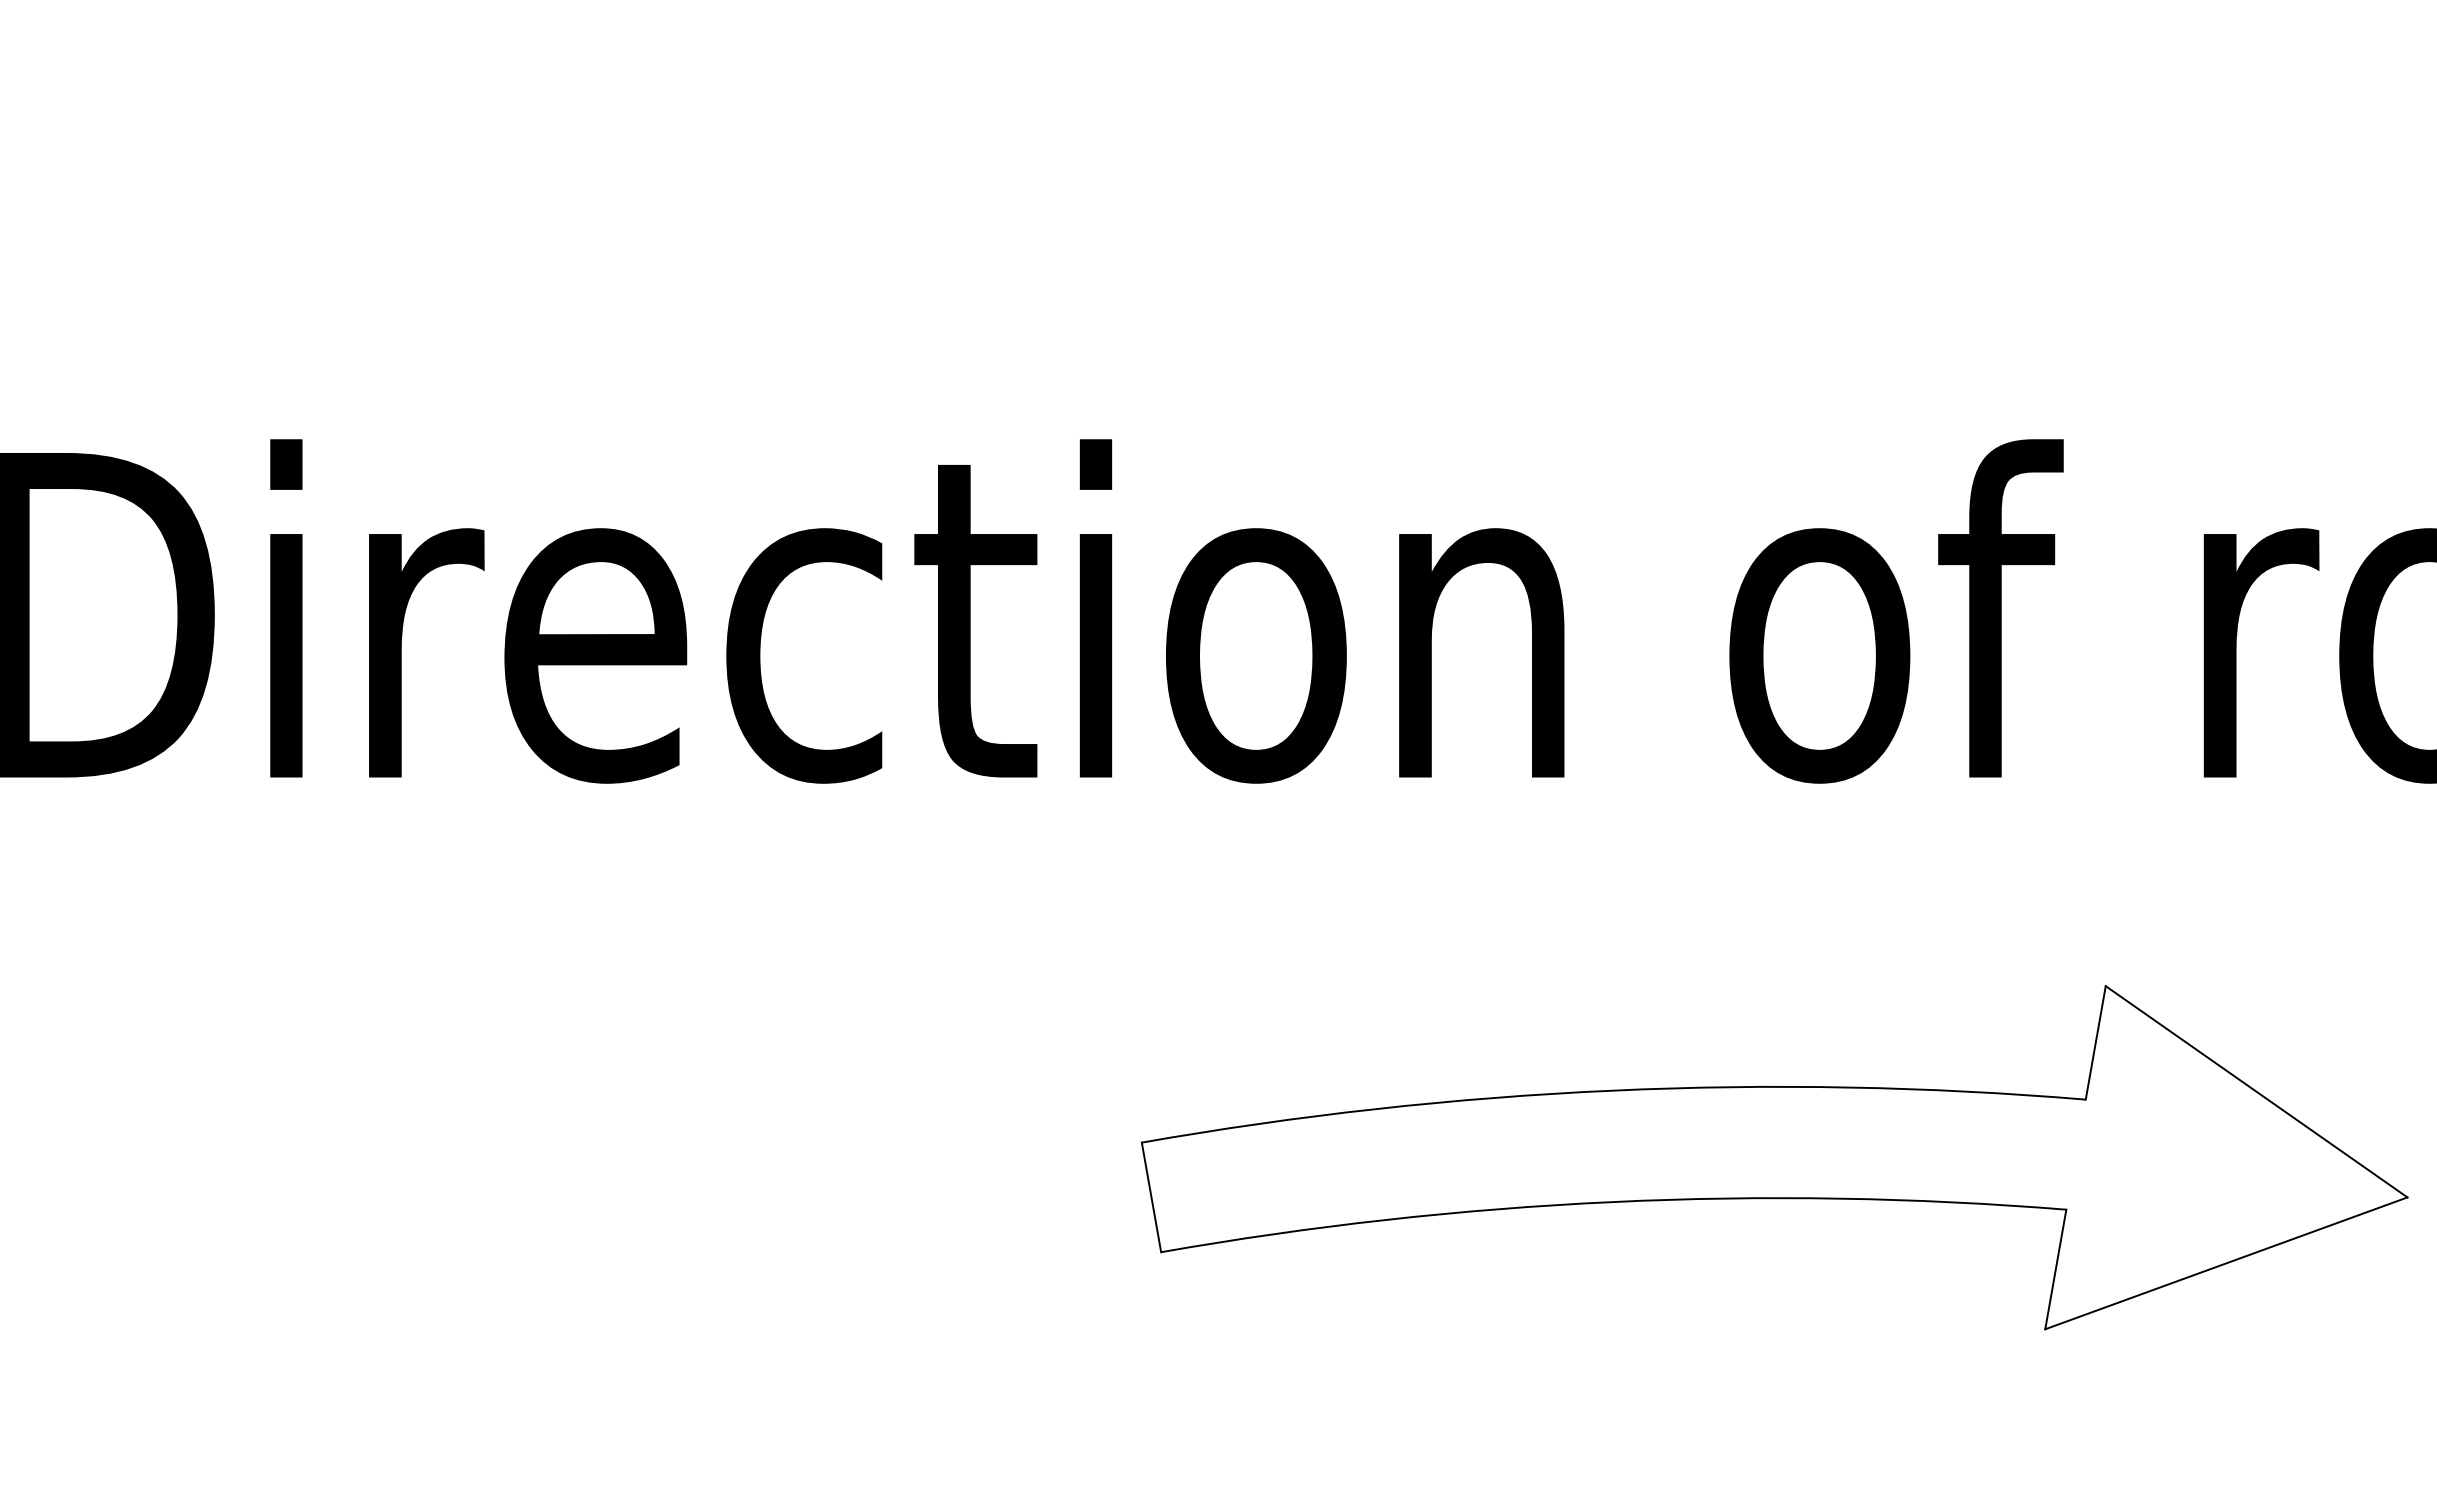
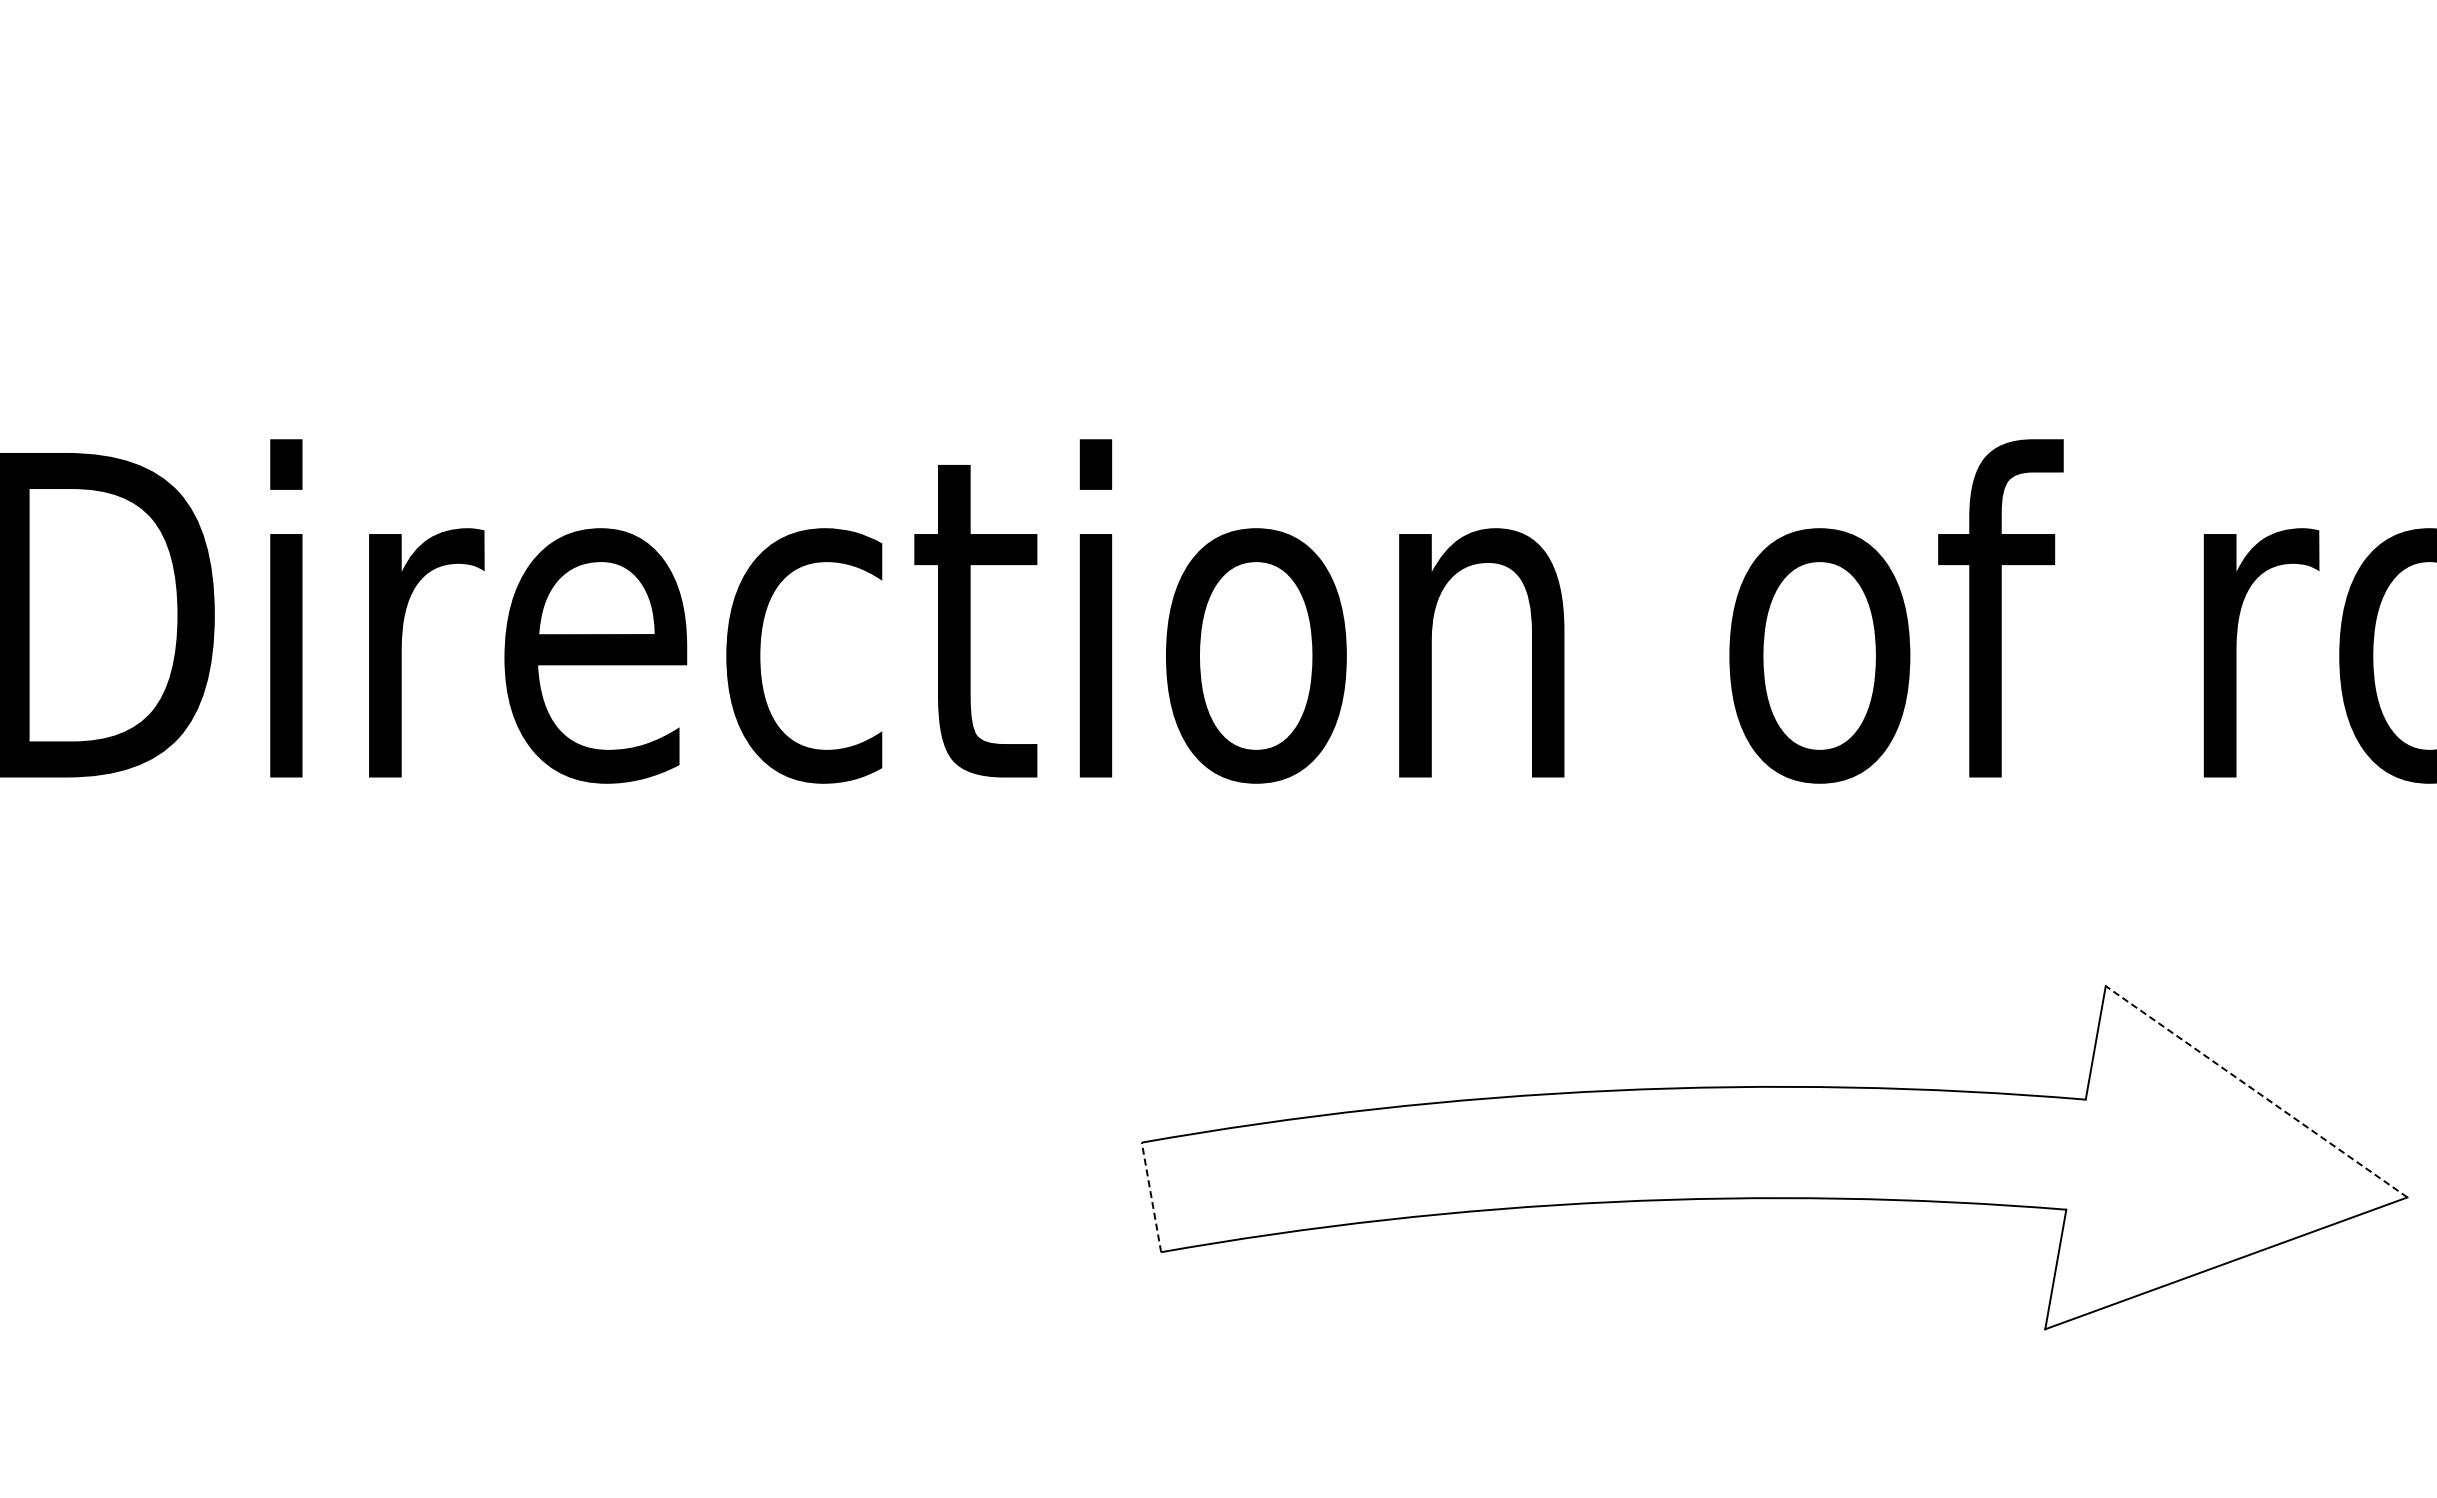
line: solid -> dashed (2256, 1091)
line: solid -> dashed (1151, 1197)
